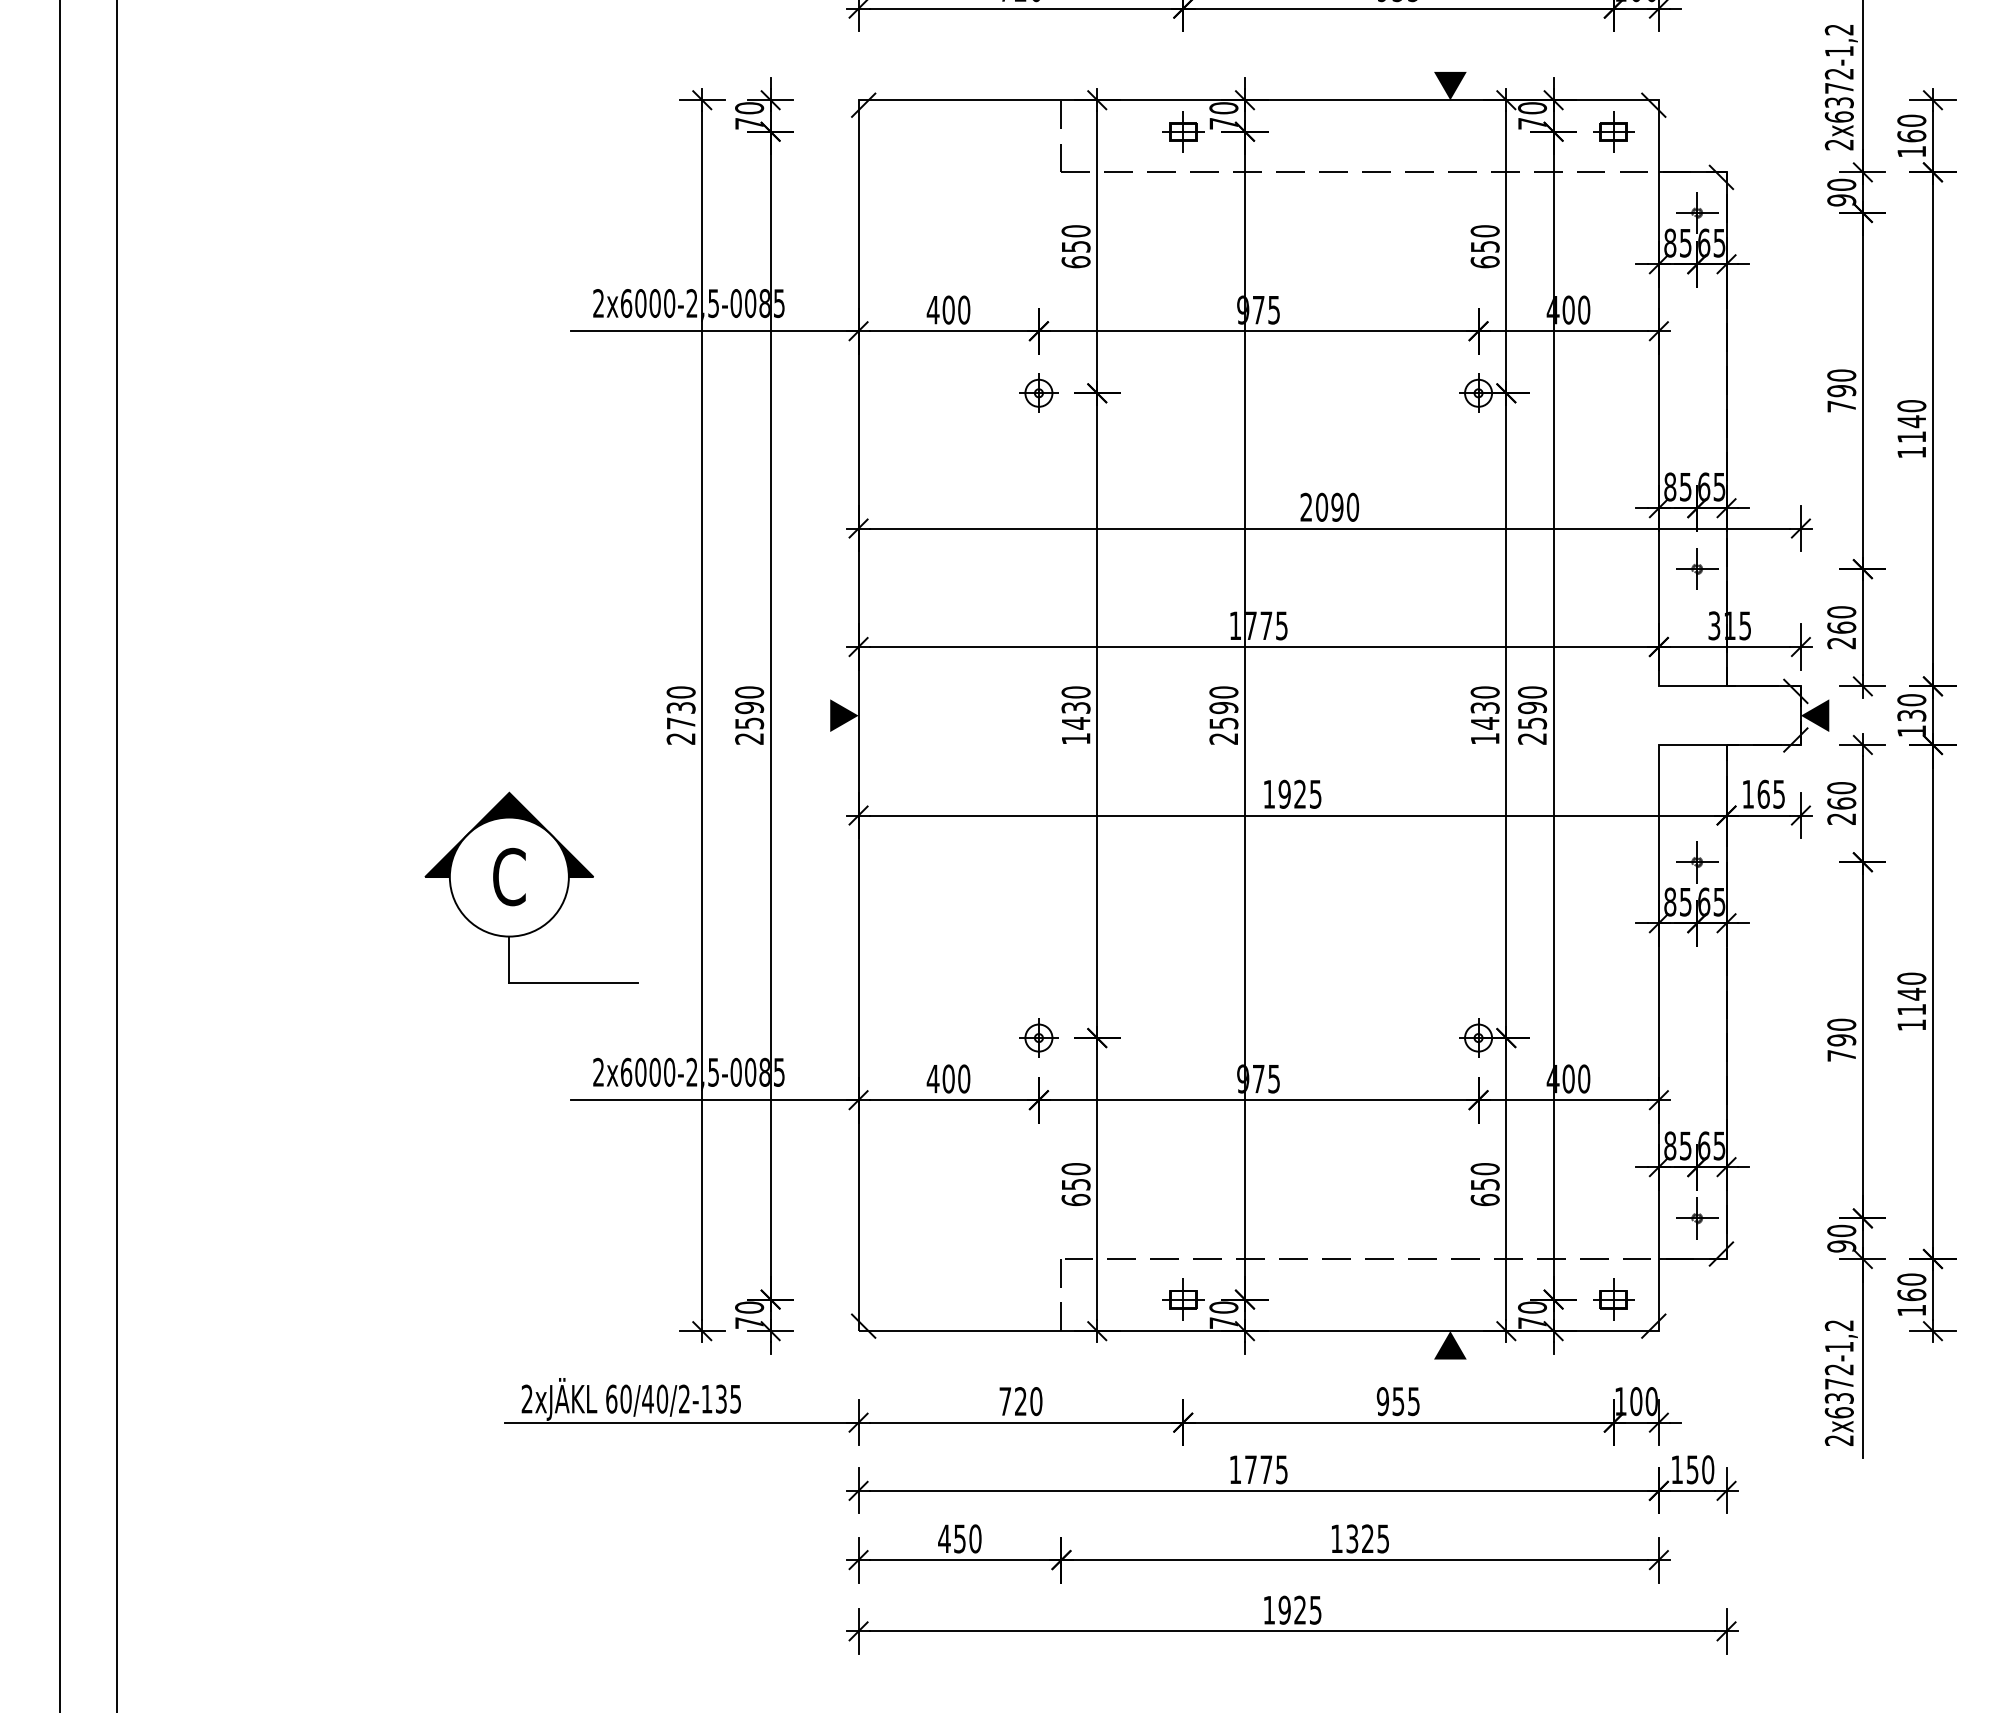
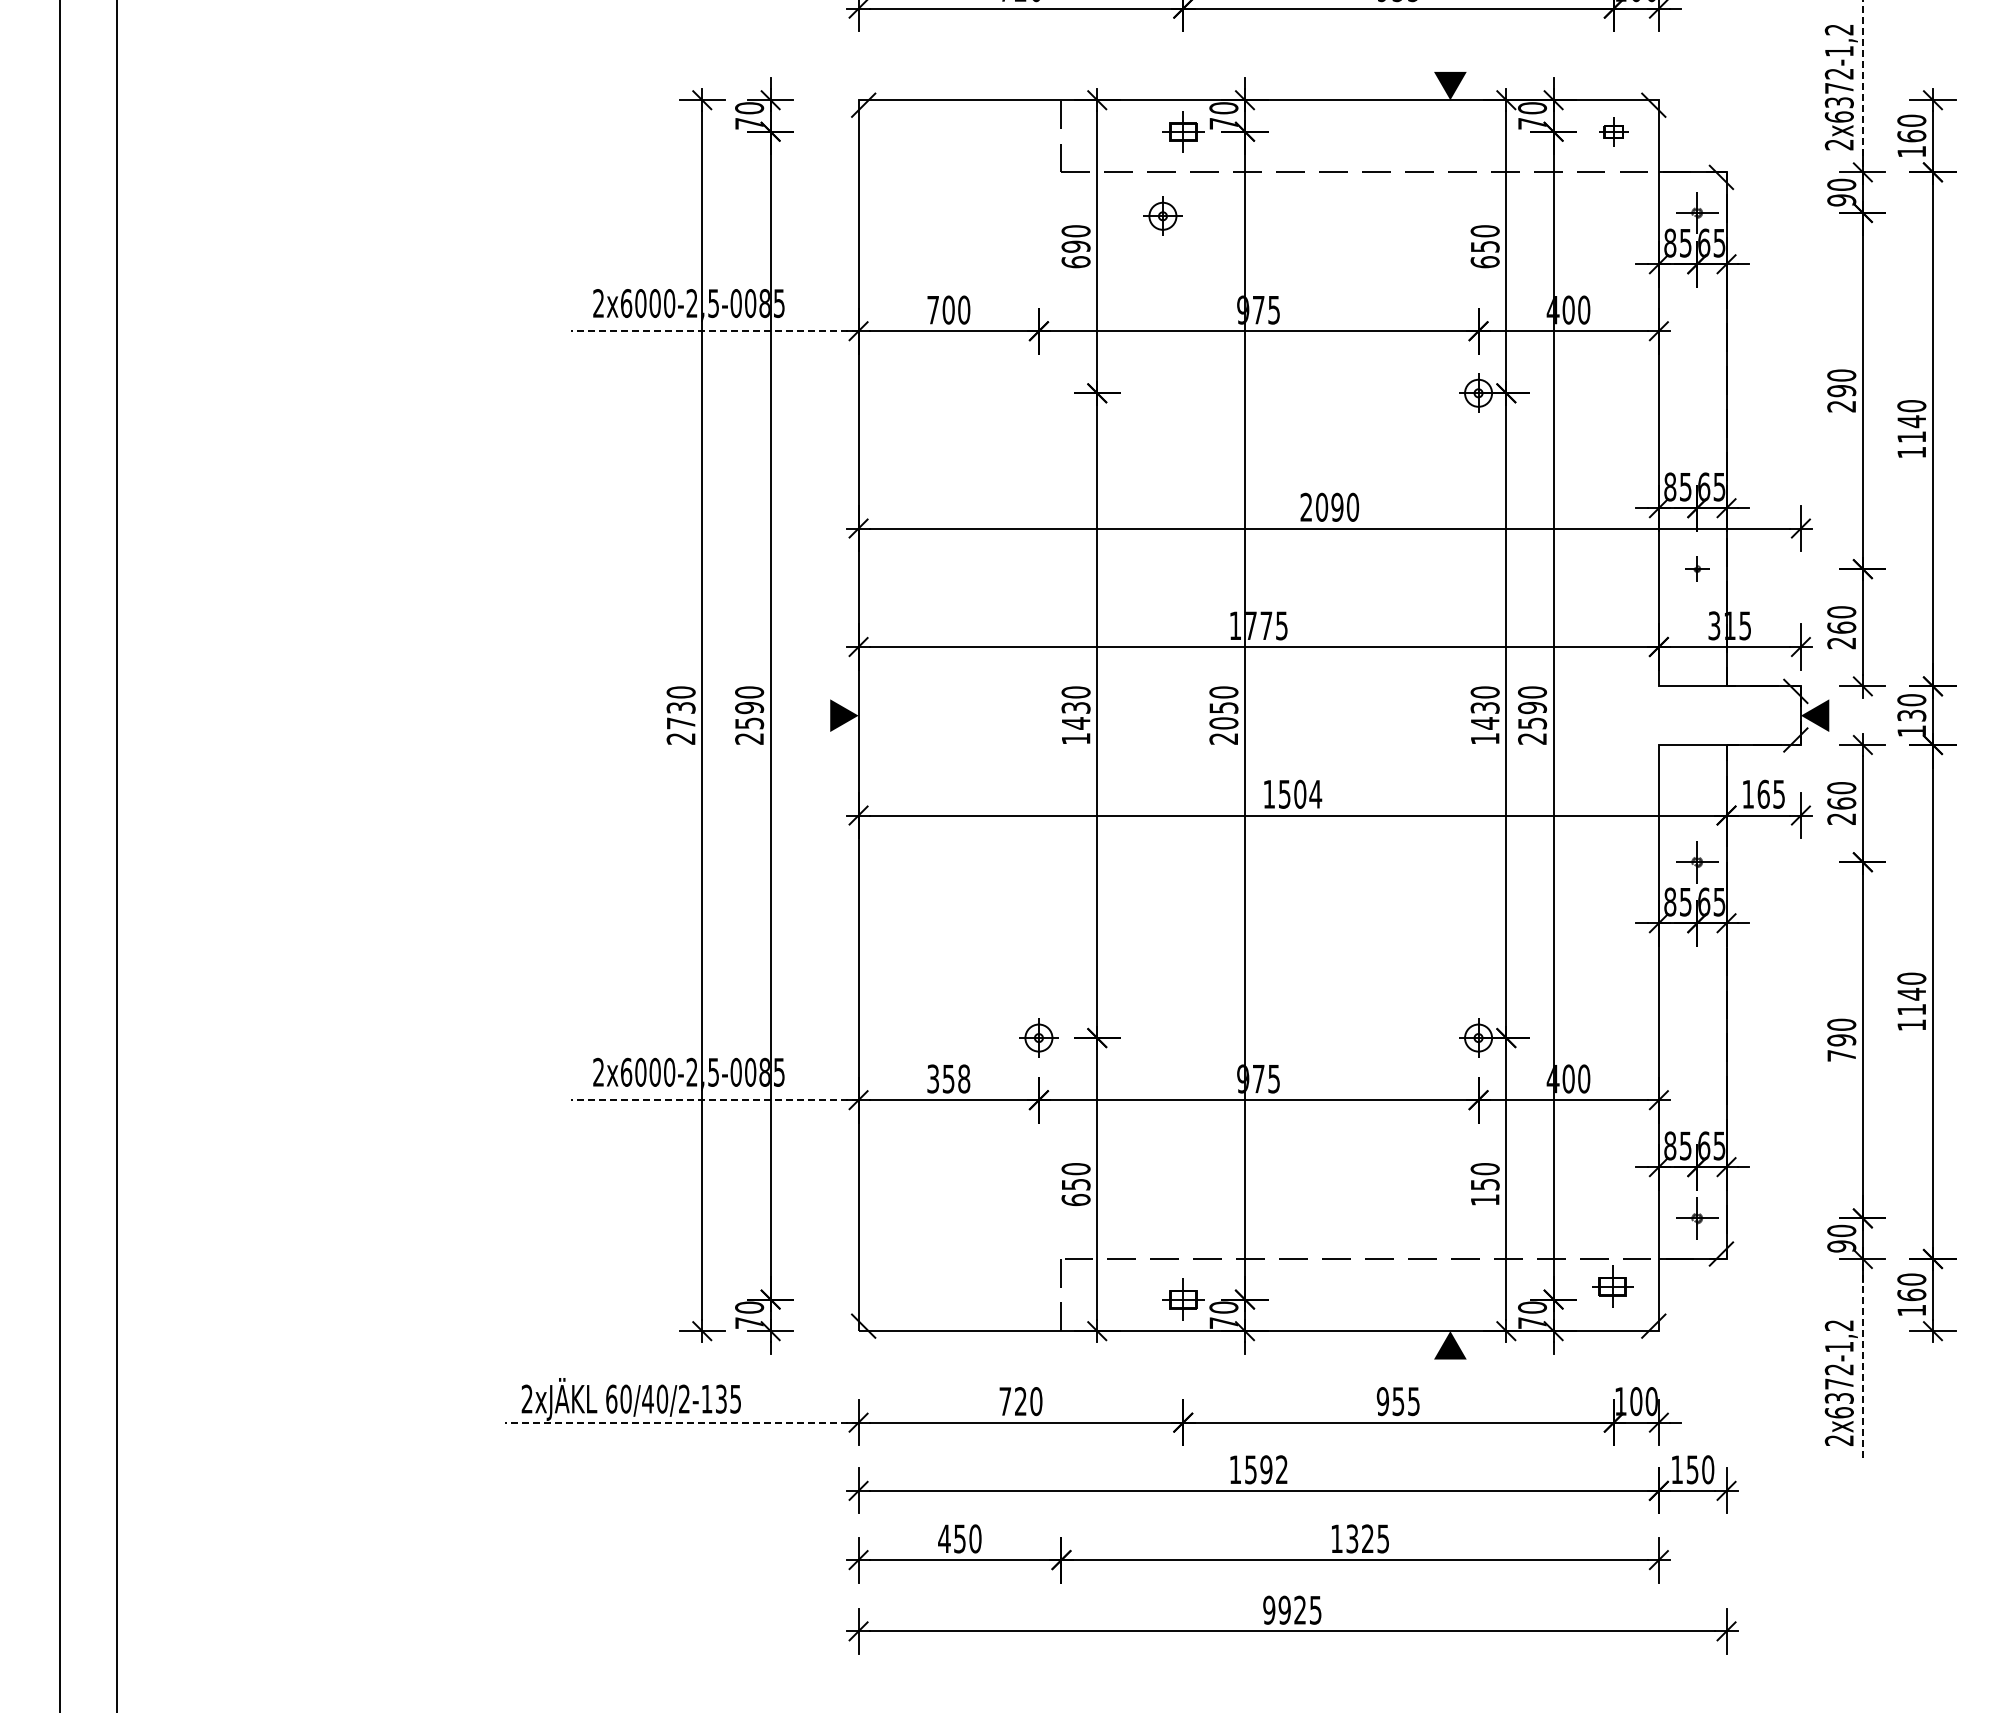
line: solid -> dashed (1862, 86)
part size: 42x42 px -> 30x30 px (1613, 131)
text: 650 -> 690 (1075, 246)
text: 400 -> 700 (932, 310)
line: solid -> dashed (714, 331)
part position: (1038, 392) -> (1162, 215) (1162, 215)
text: 790 -> 290 (1841, 406)
part size: 43x42 px -> 25x26 px (1697, 568)
text: 2590 -> 2050 (1223, 715)
text: 1925 -> 1504 (1300, 793)
part: present -> none (531, 887)
text: 400 -> 358 (948, 1078)
line: solid -> dashed (714, 1100)
text: 650 -> 150 (1484, 1199)
part position: (1613, 1299) -> (1612, 1286) (1612, 1286)
line: solid -> dashed (1862, 1358)
line: solid -> dashed (681, 1422)
text: 1775 -> 1592 (1266, 1469)
text: 1925 -> 9925 (1269, 1609)
